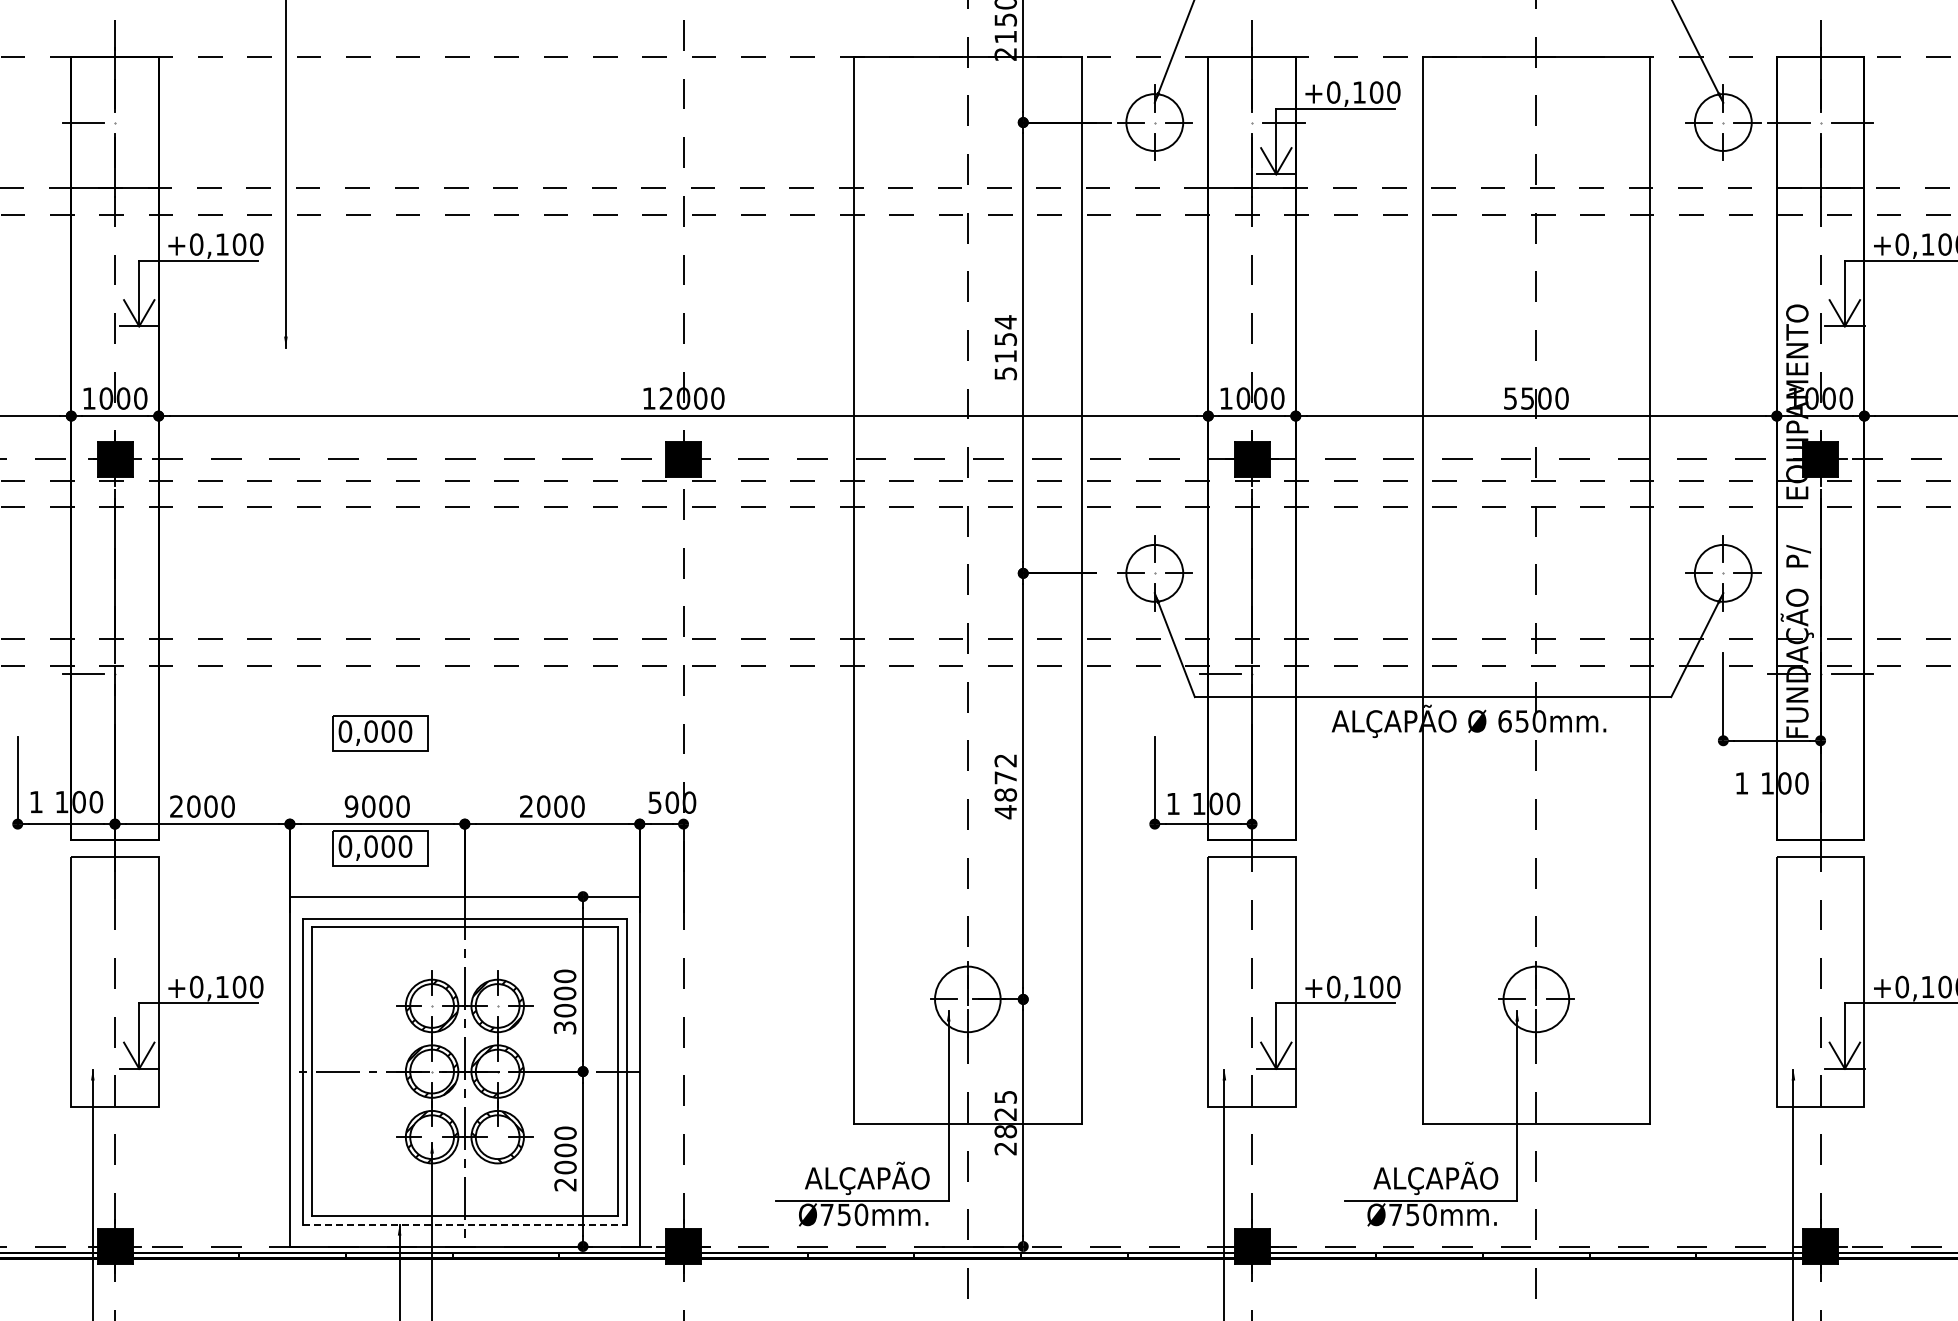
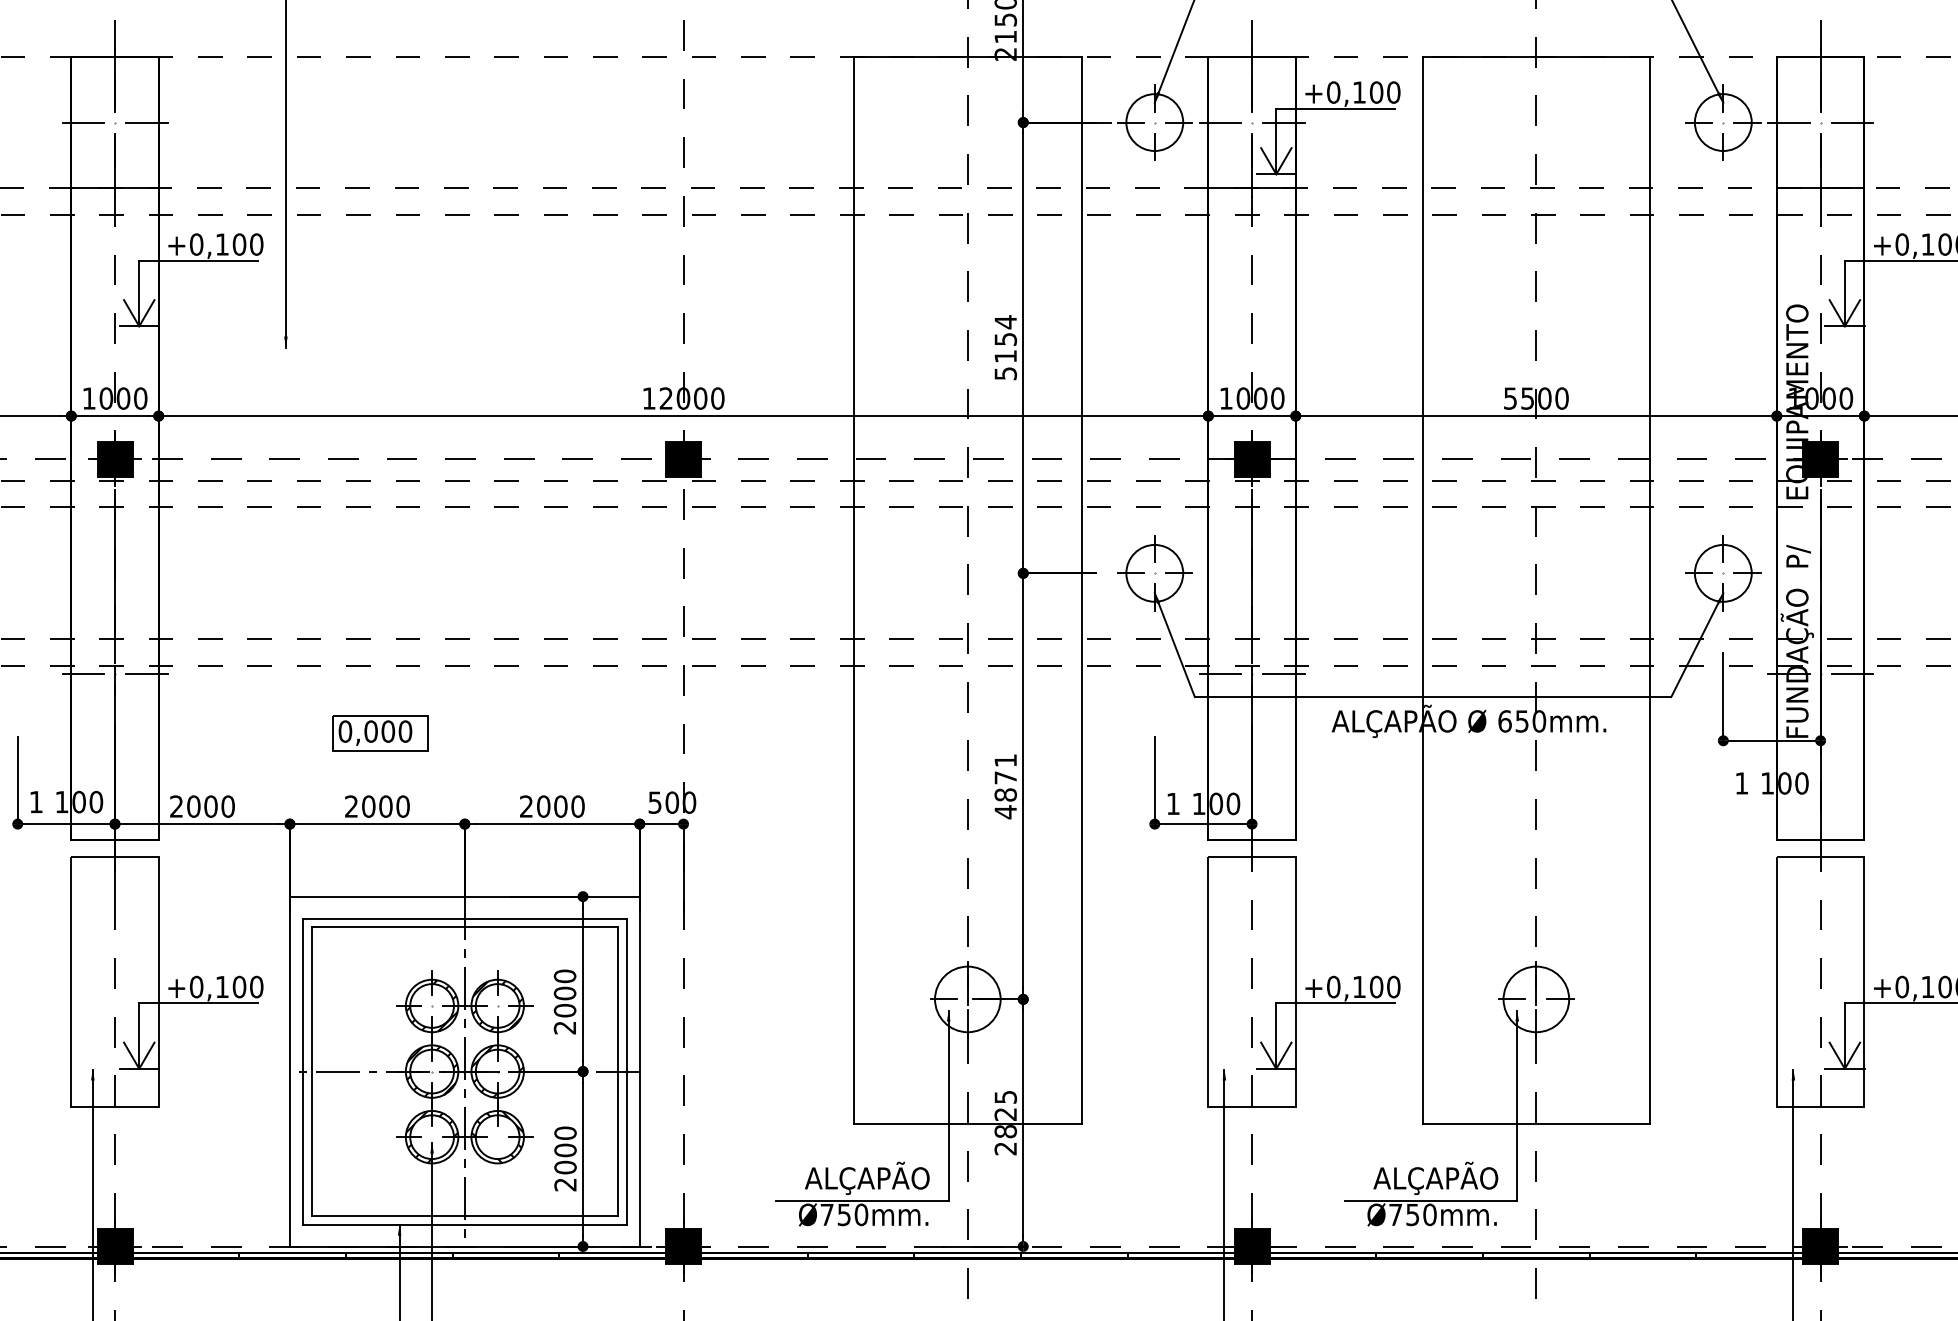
line: none -> present (146, 122)
line: none -> present (1220, 122)
line: none -> present (146, 673)
line: none -> present (1283, 673)
text: 4872 -> 4871 (1005, 760)
text: 9000 -> 2000 (351, 806)
part: present -> none (380, 848)
text: 3000 -> 2000 (565, 1027)
line: dashed -> solid (464, 1224)
